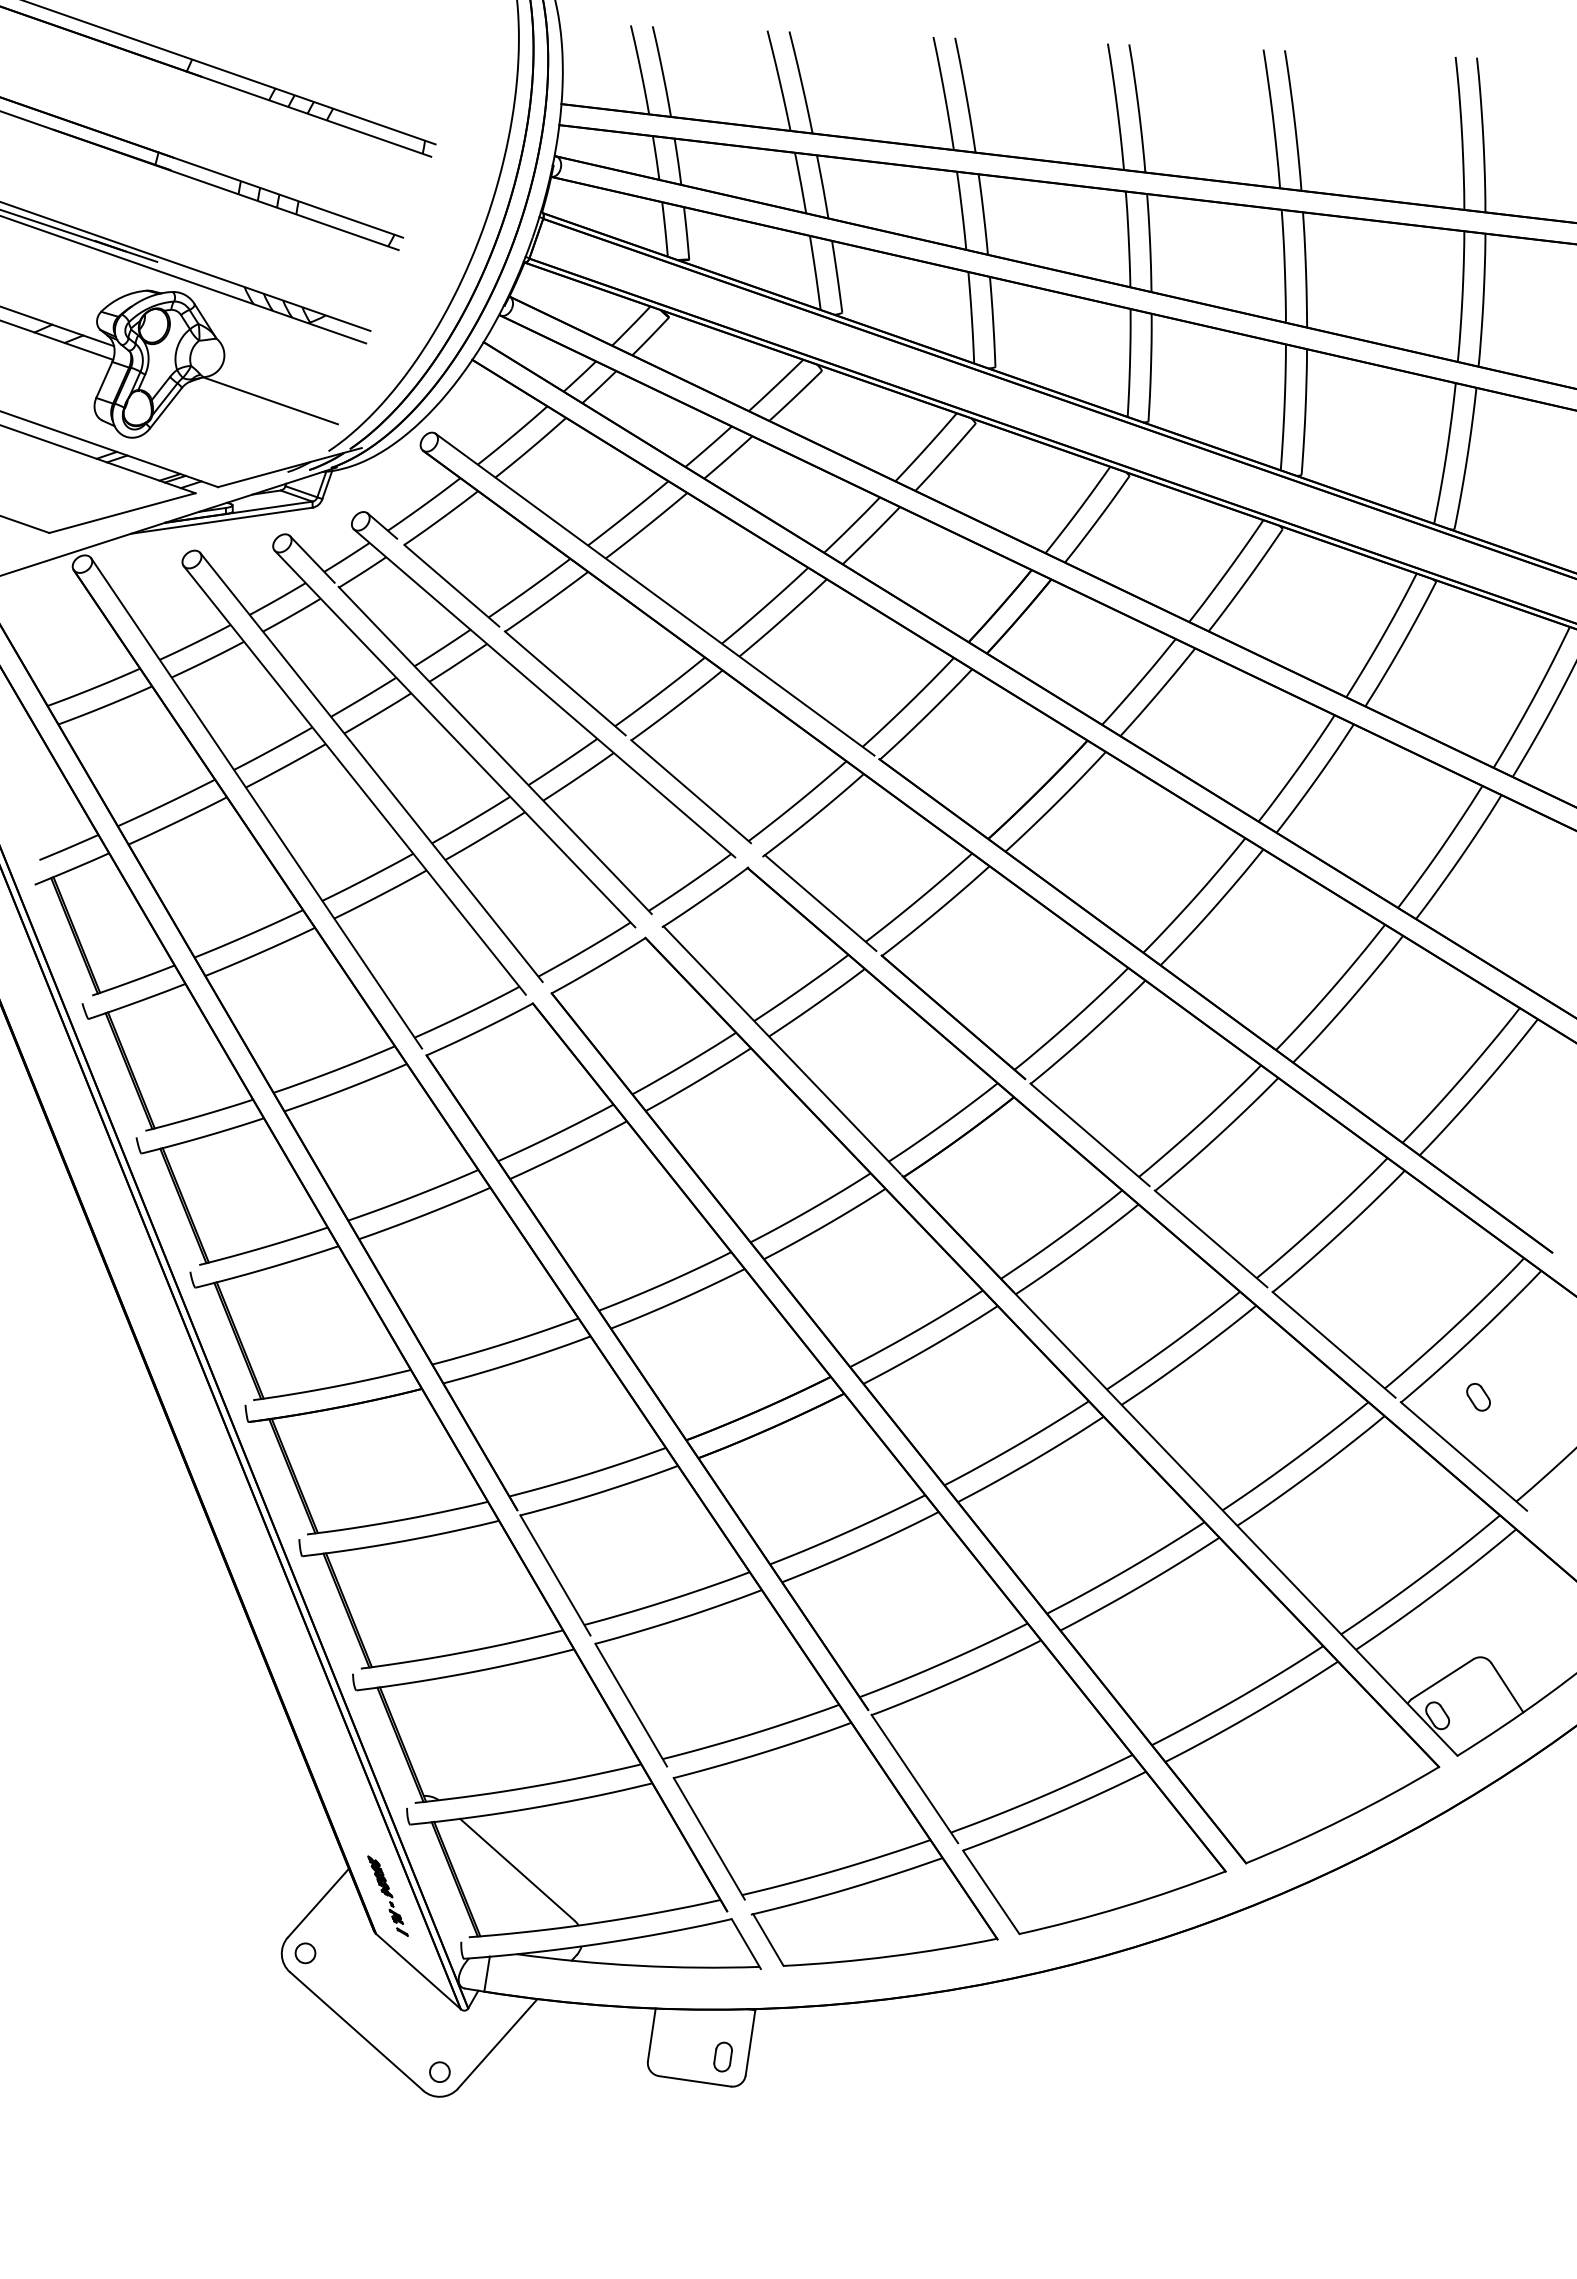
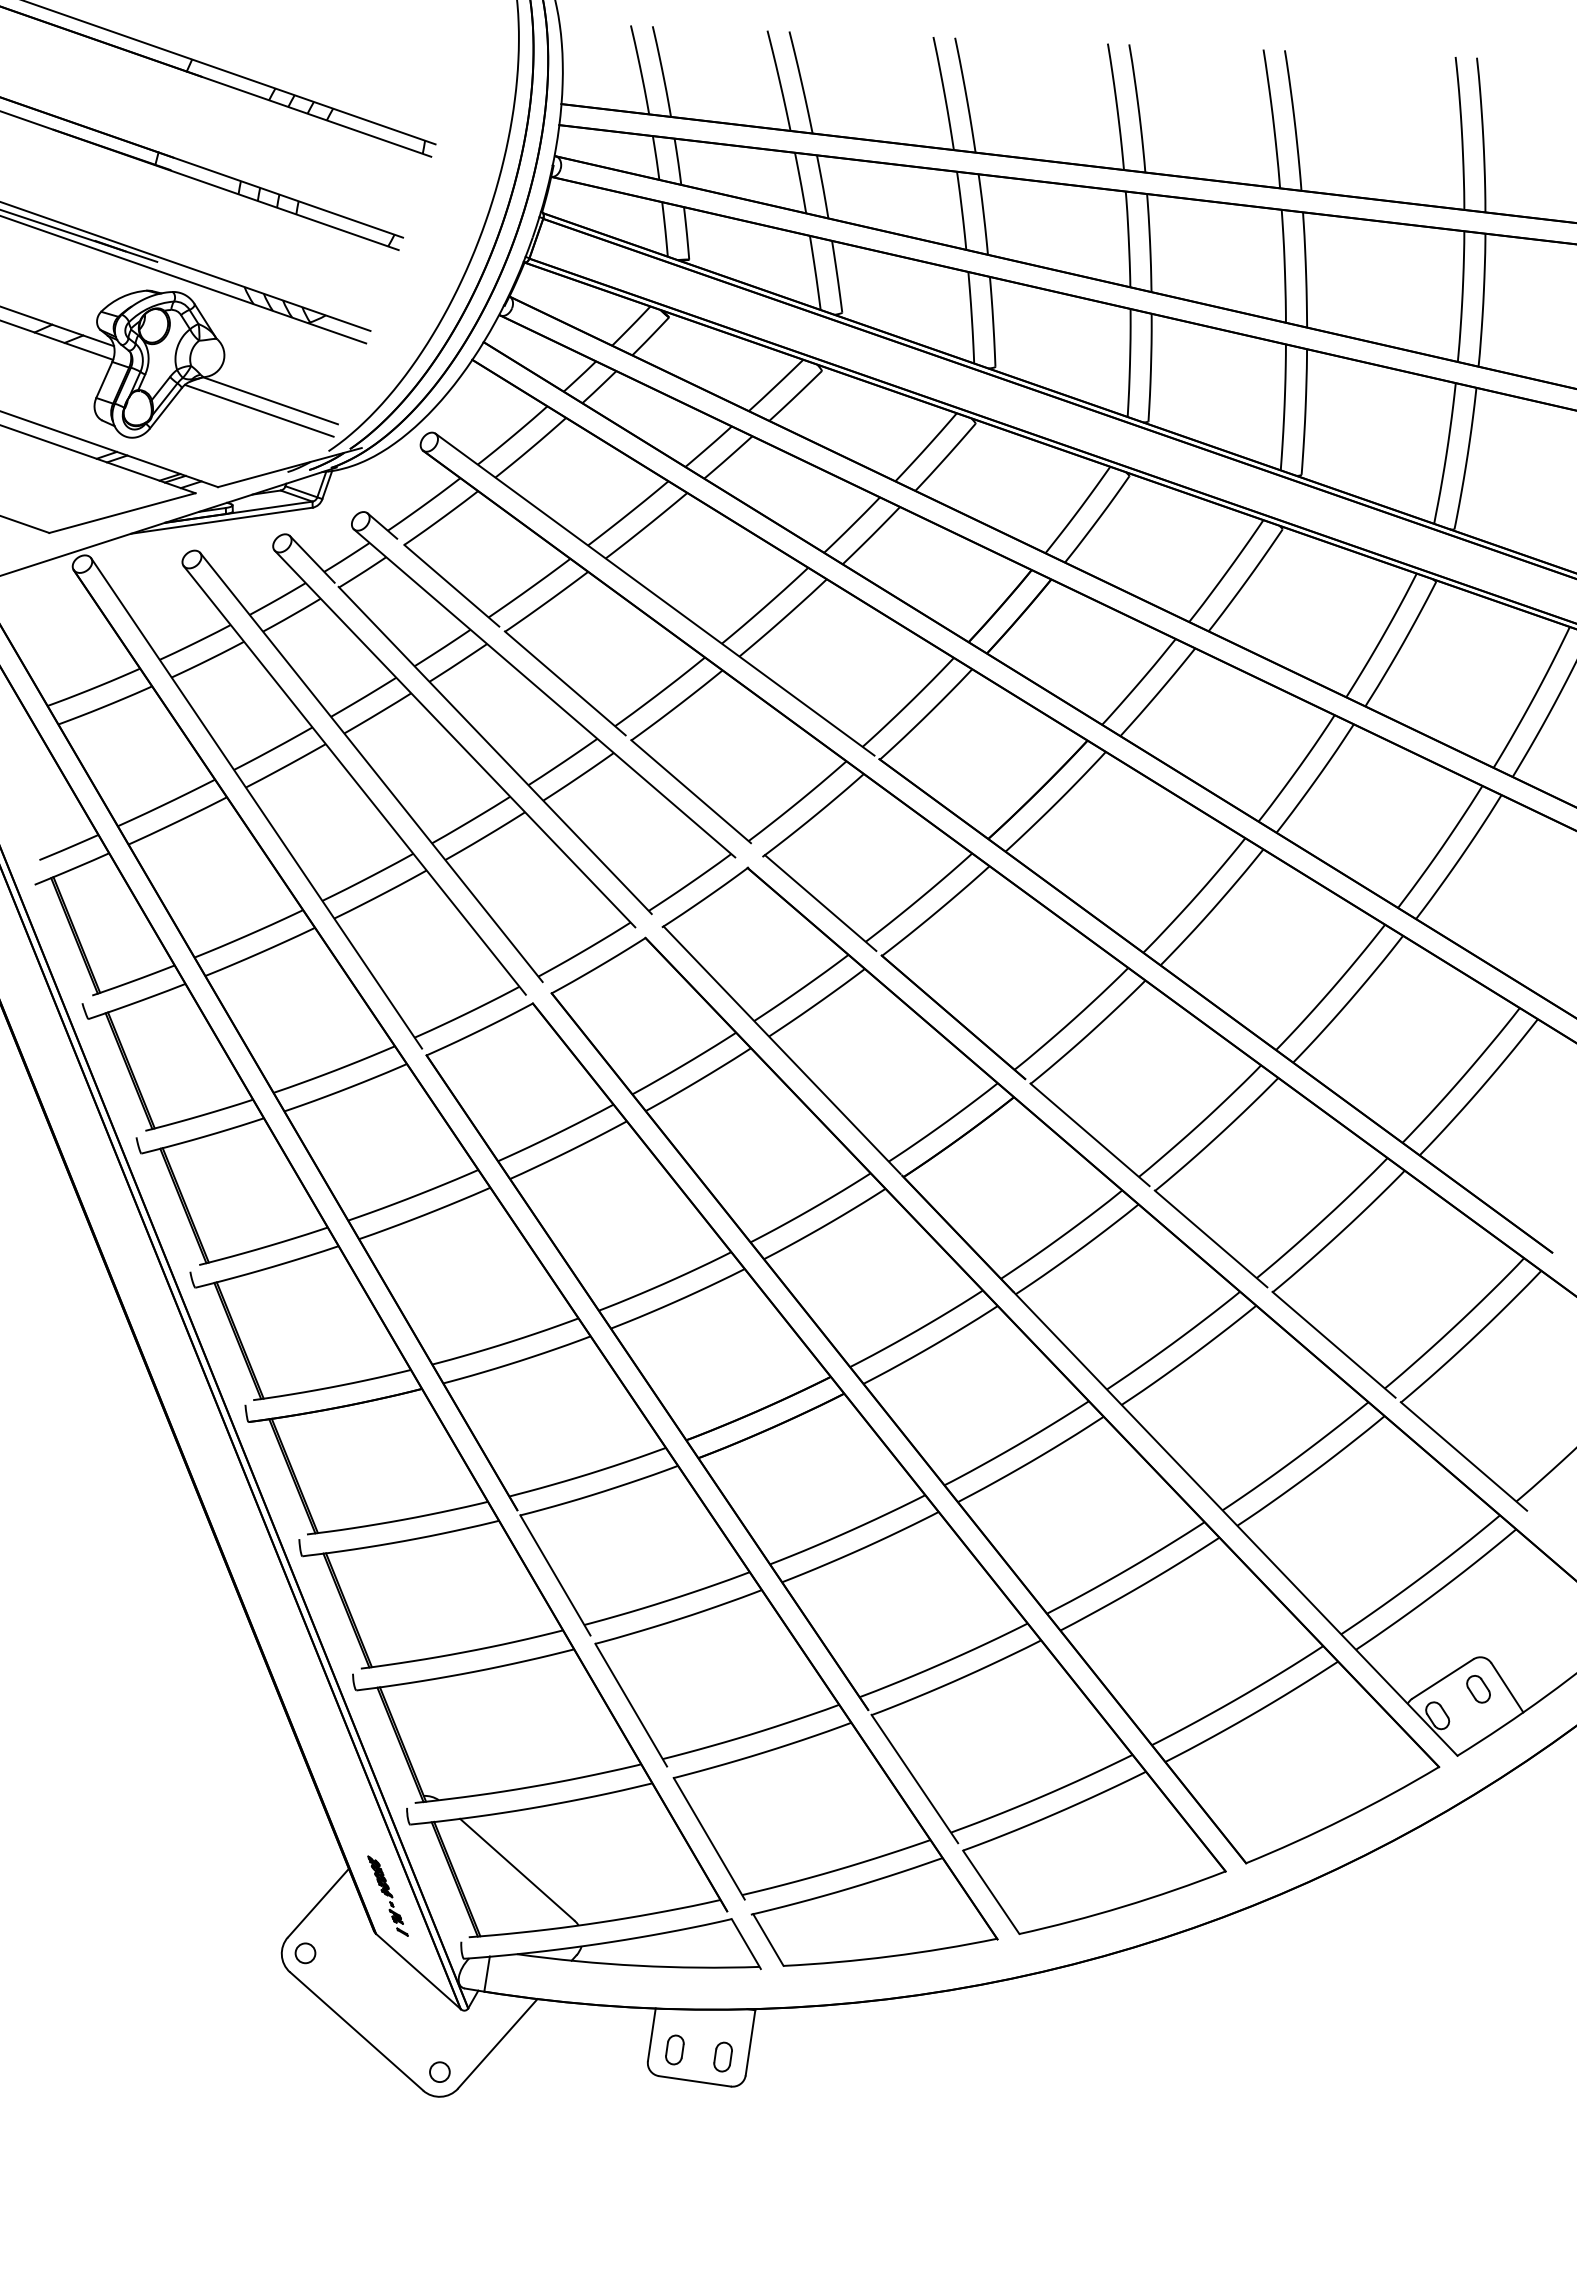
line: none -> present (258, 410)
part position: (1478, 1397) -> (1478, 1689) (1478, 1689)
part: none -> present (674, 2049)
